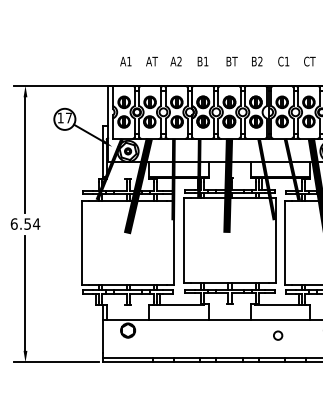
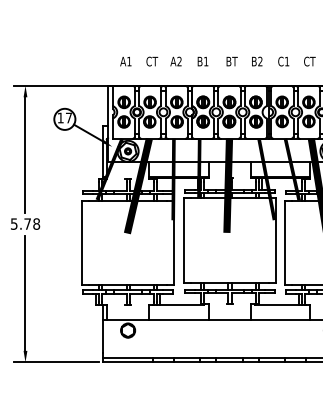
text: AT -> CT (152, 61)
text: 6.54 -> 5.78 (25, 223)
circle: present -> none (278, 335)
